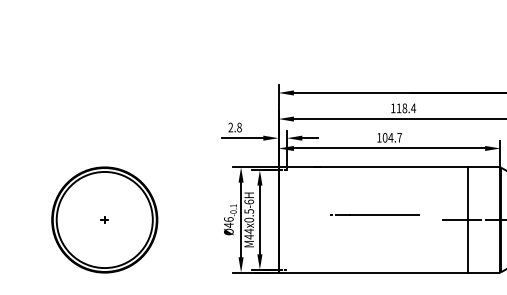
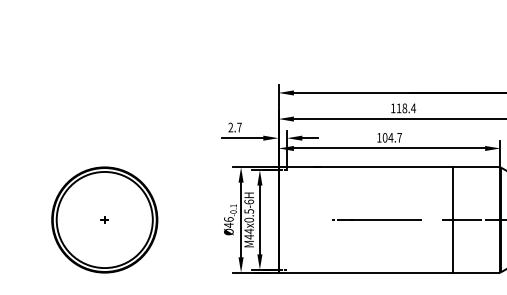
text: 2.8 -> 2.7 (239, 127)
line position: (374, 214) -> (376, 219) (376, 219)
line position: (468, 219) -> (453, 219) (453, 219)
